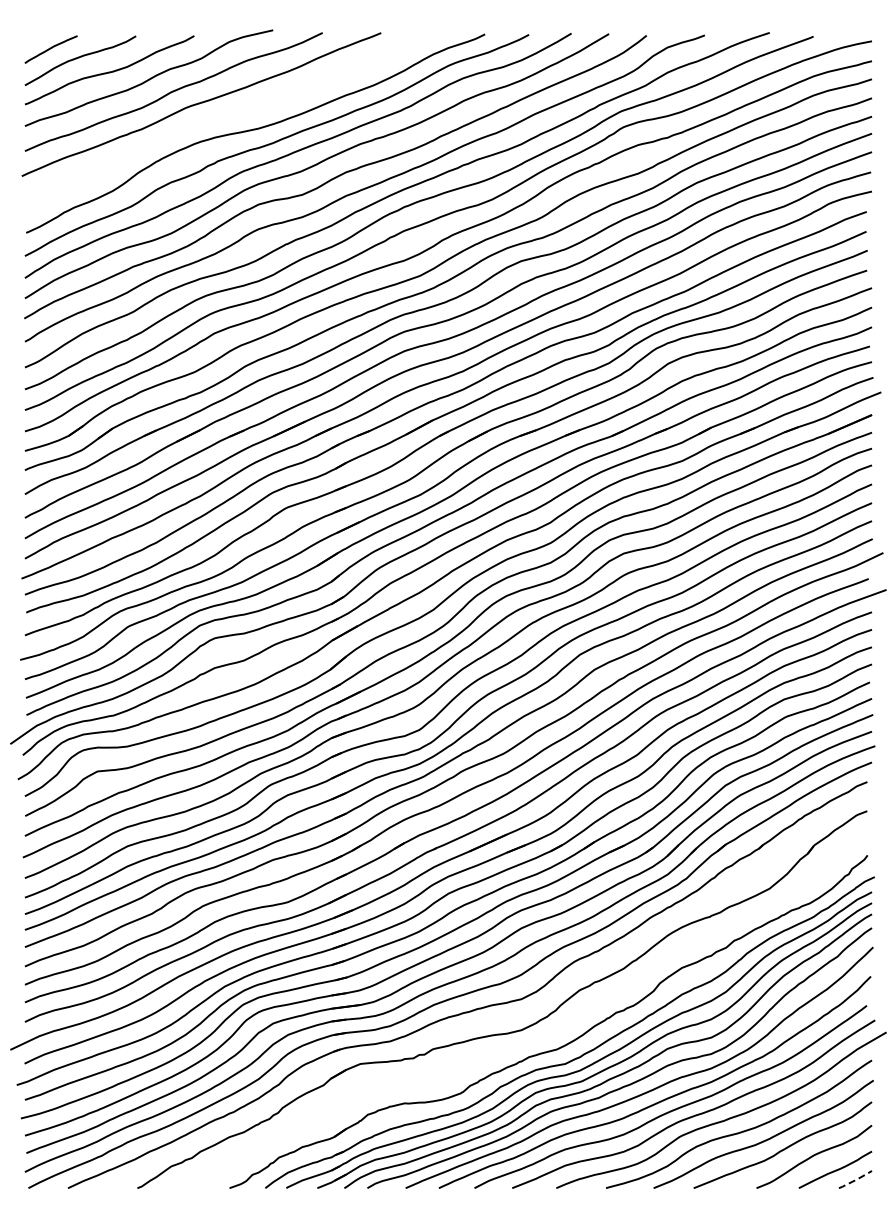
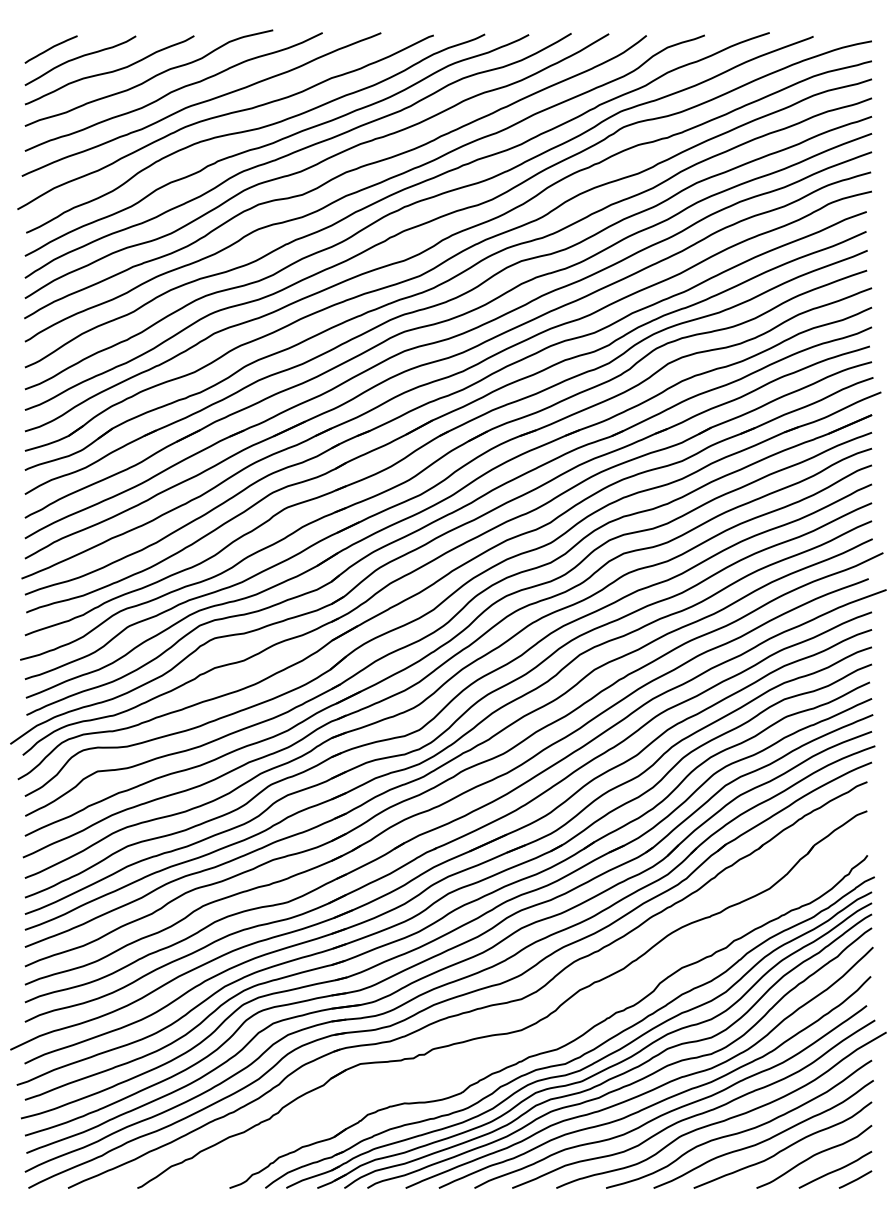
curve: none -> present (223, 116)
line: dashed -> solid (855, 1180)
